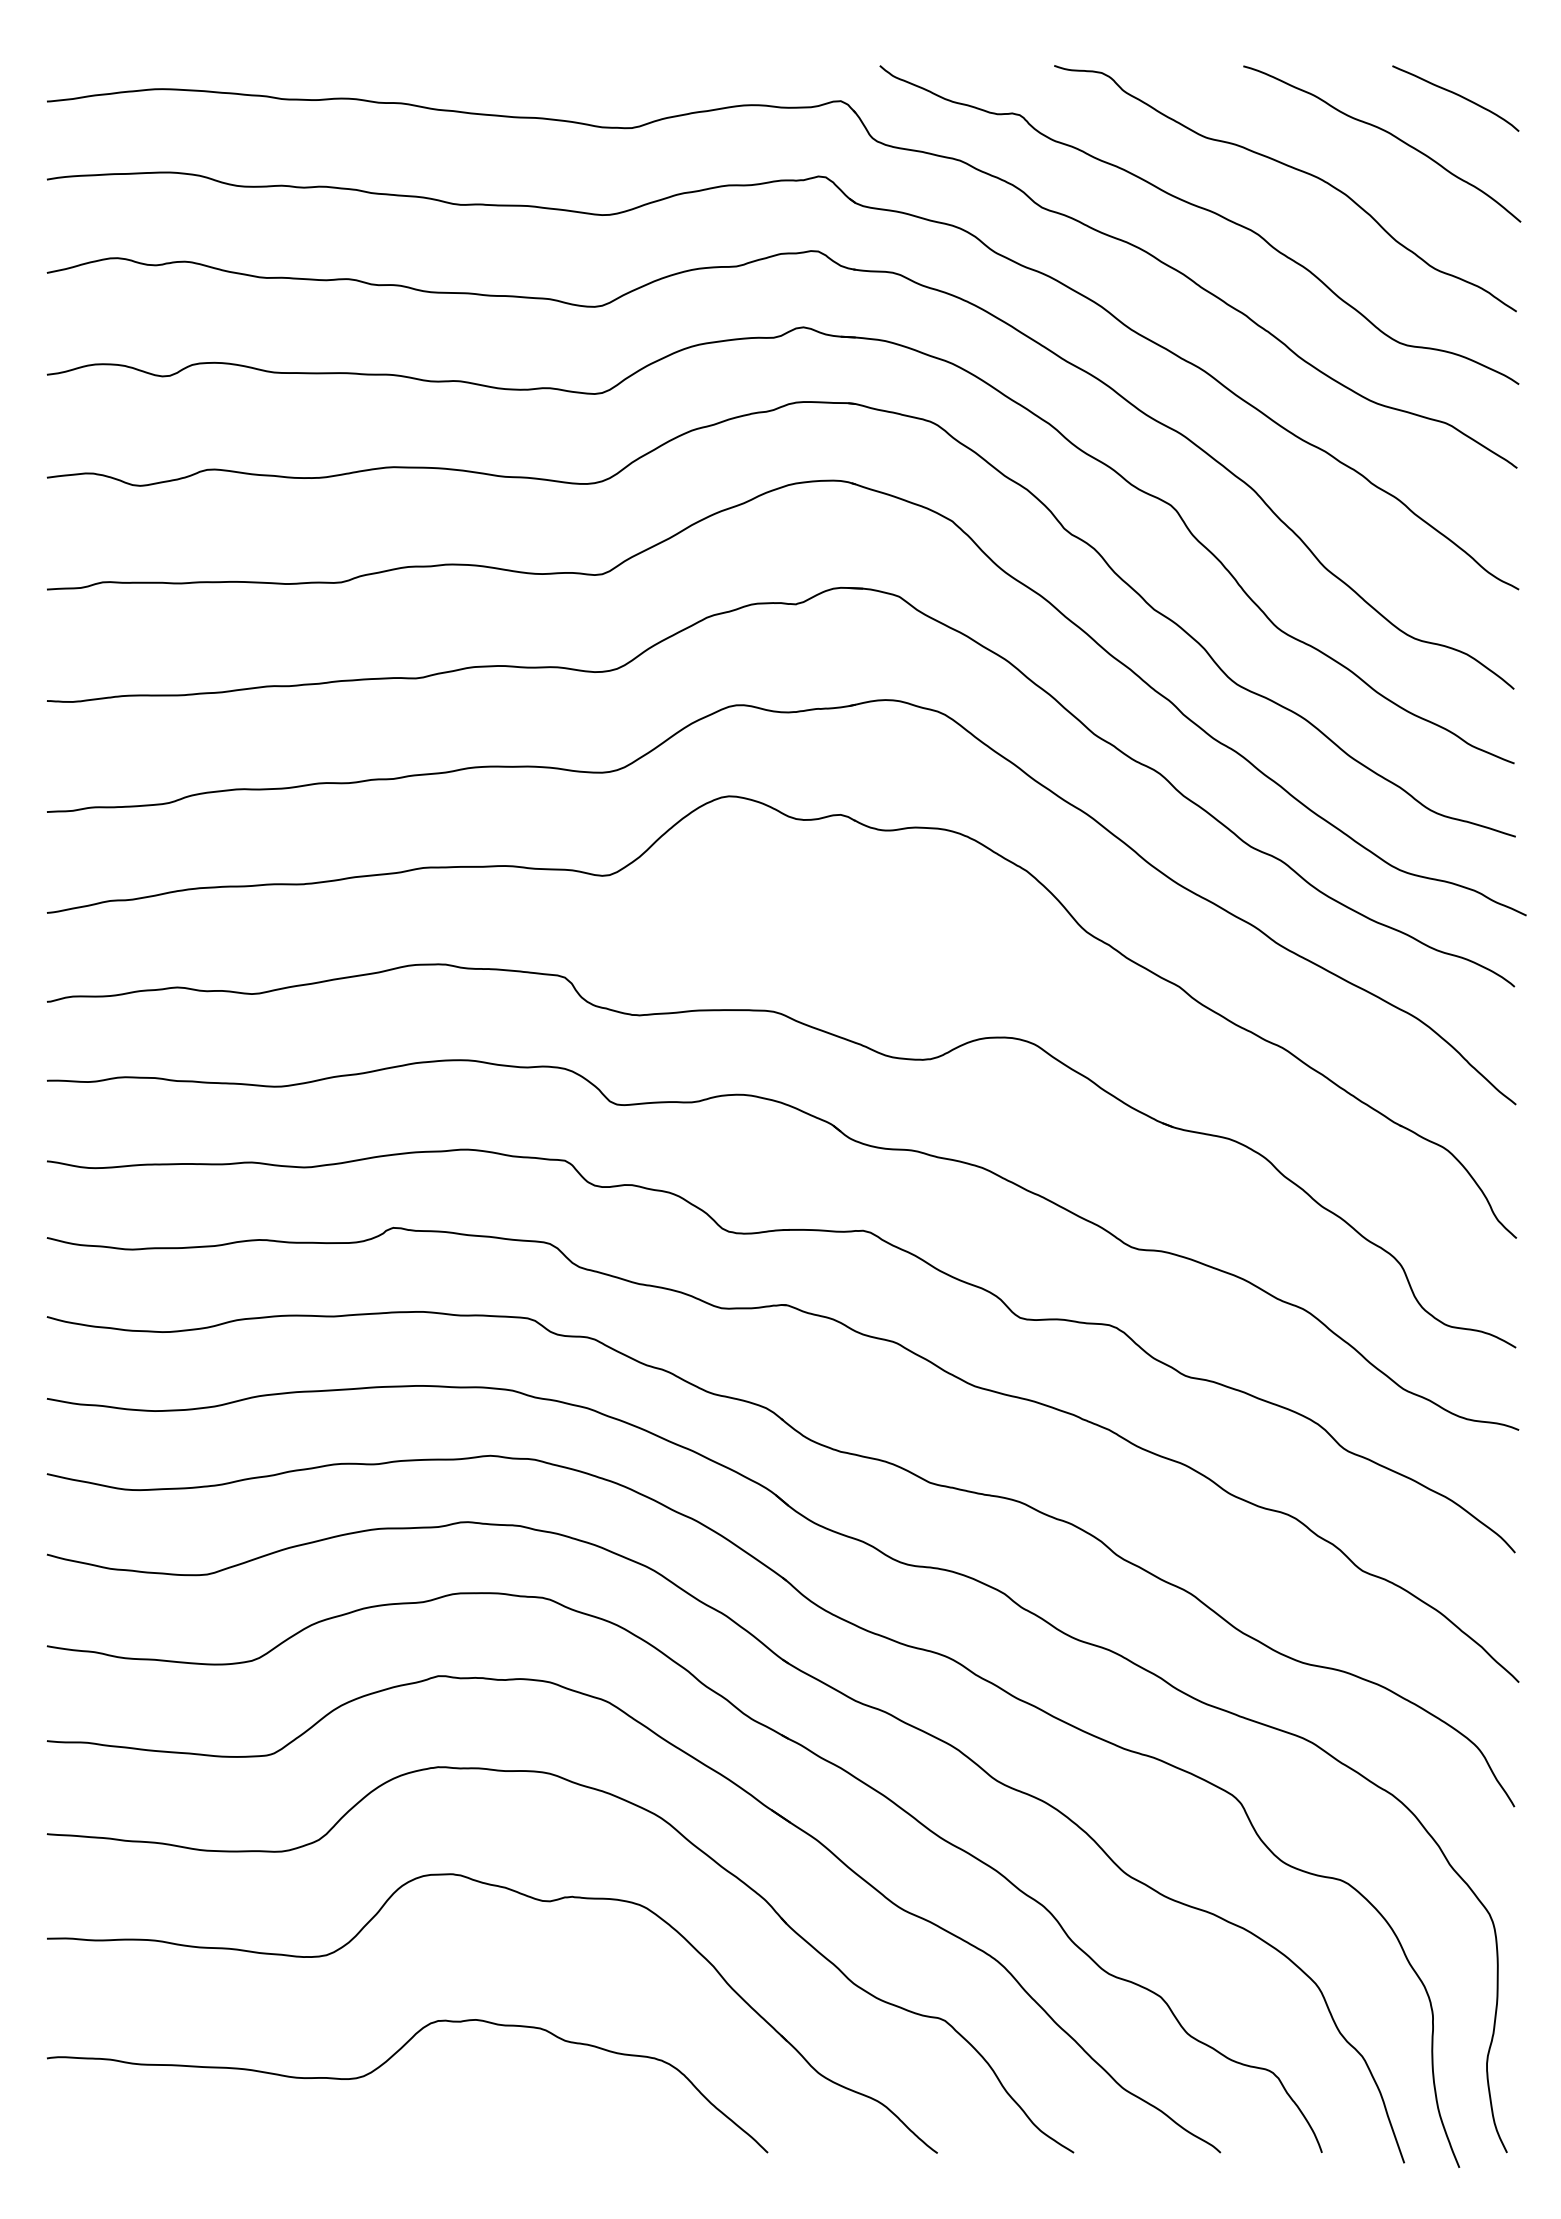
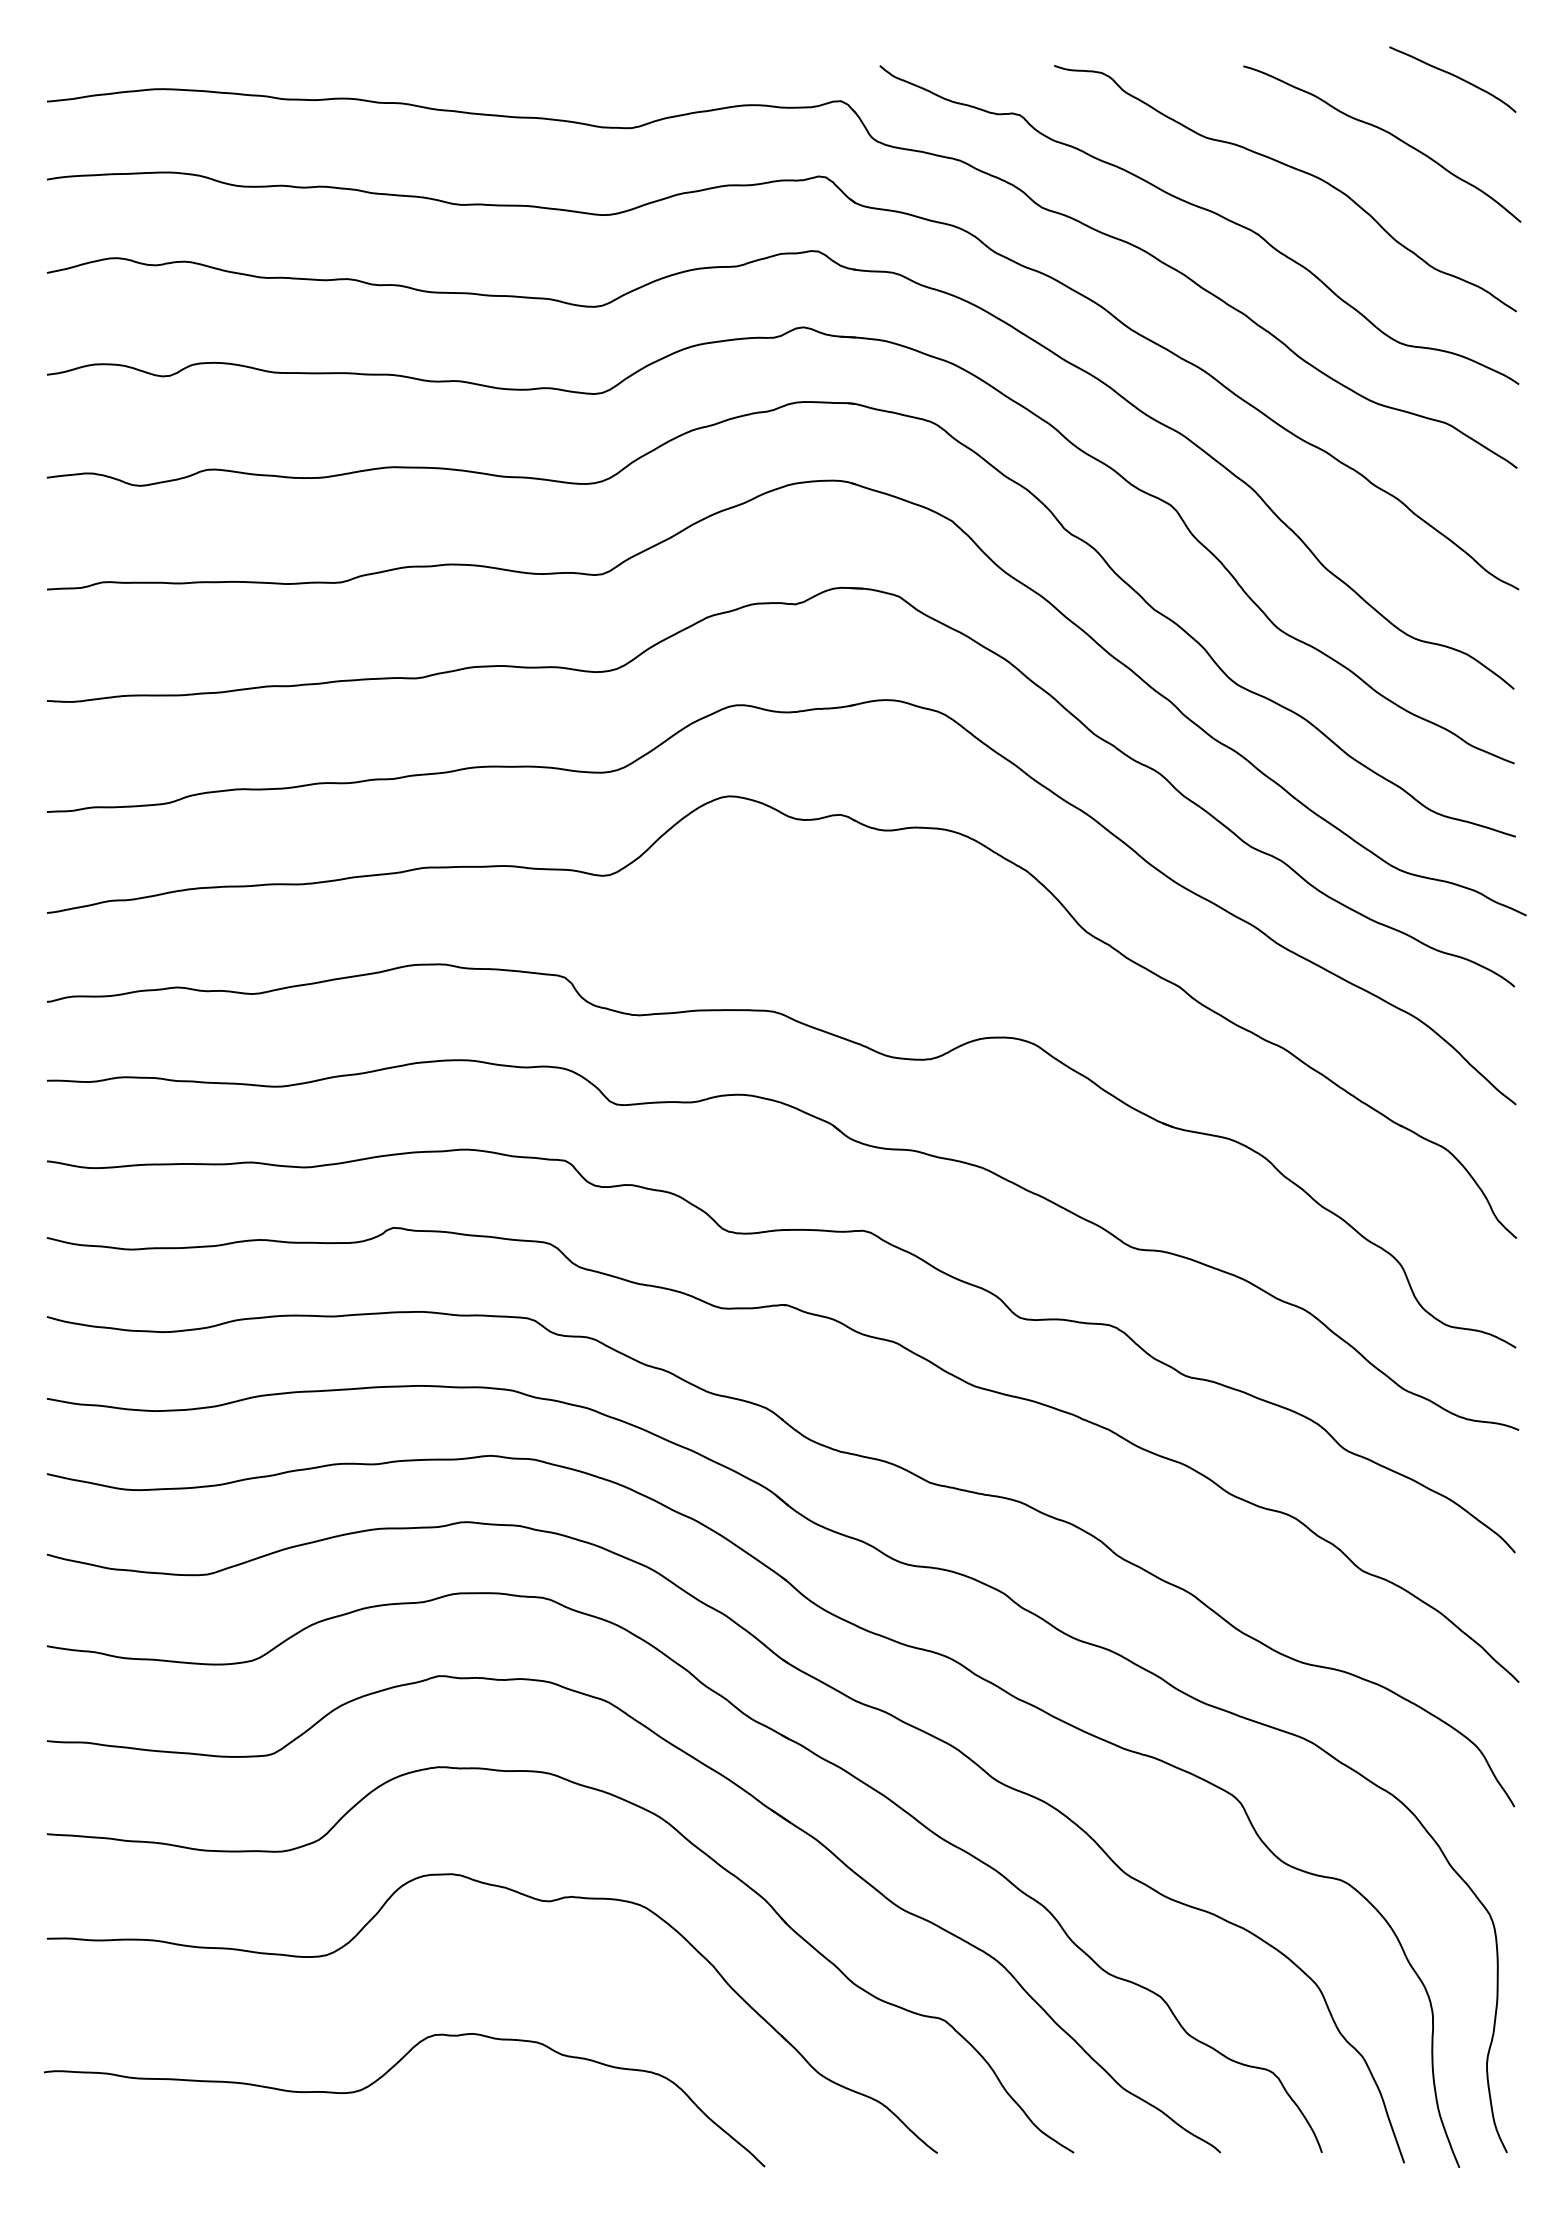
curve position: (1456, 95) -> (1453, 76) (1453, 76)
curve position: (385, 2063) -> (382, 2077) (382, 2077)
